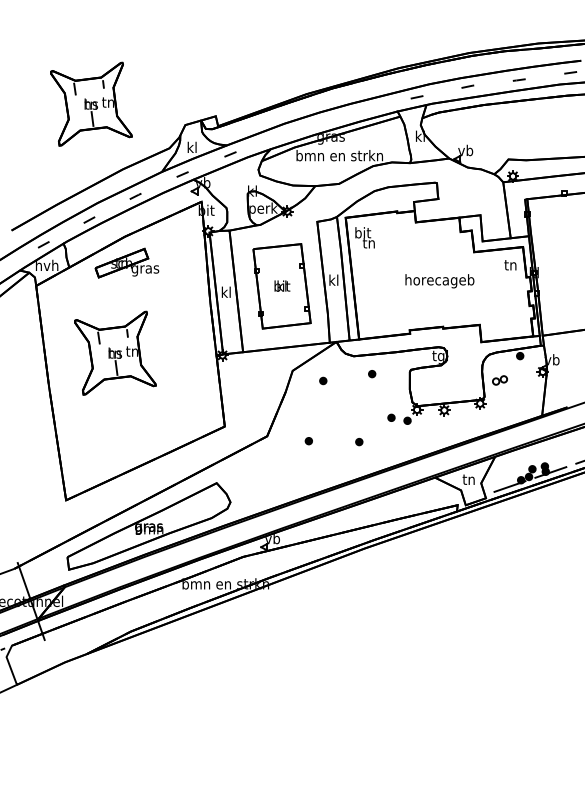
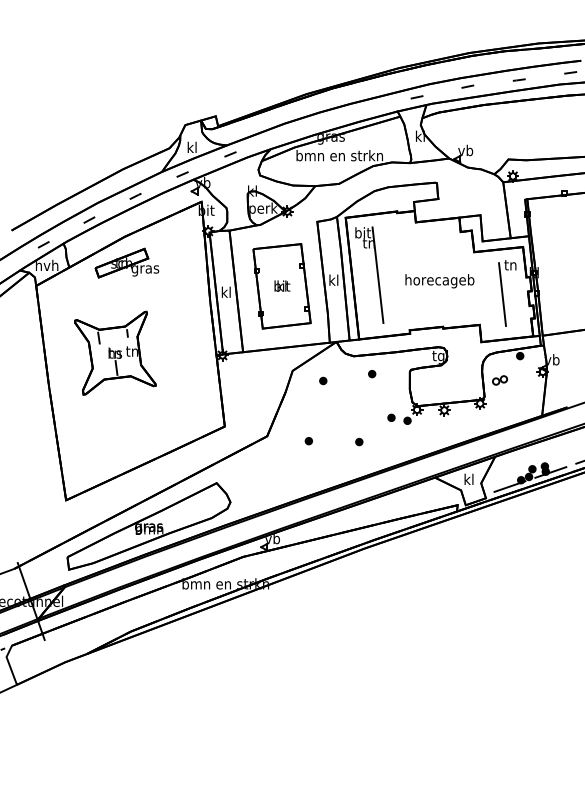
part: present -> none (91, 103)
line: none -> present (377, 275)
line: none -> present (502, 294)
text: tn -> kl (468, 478)
